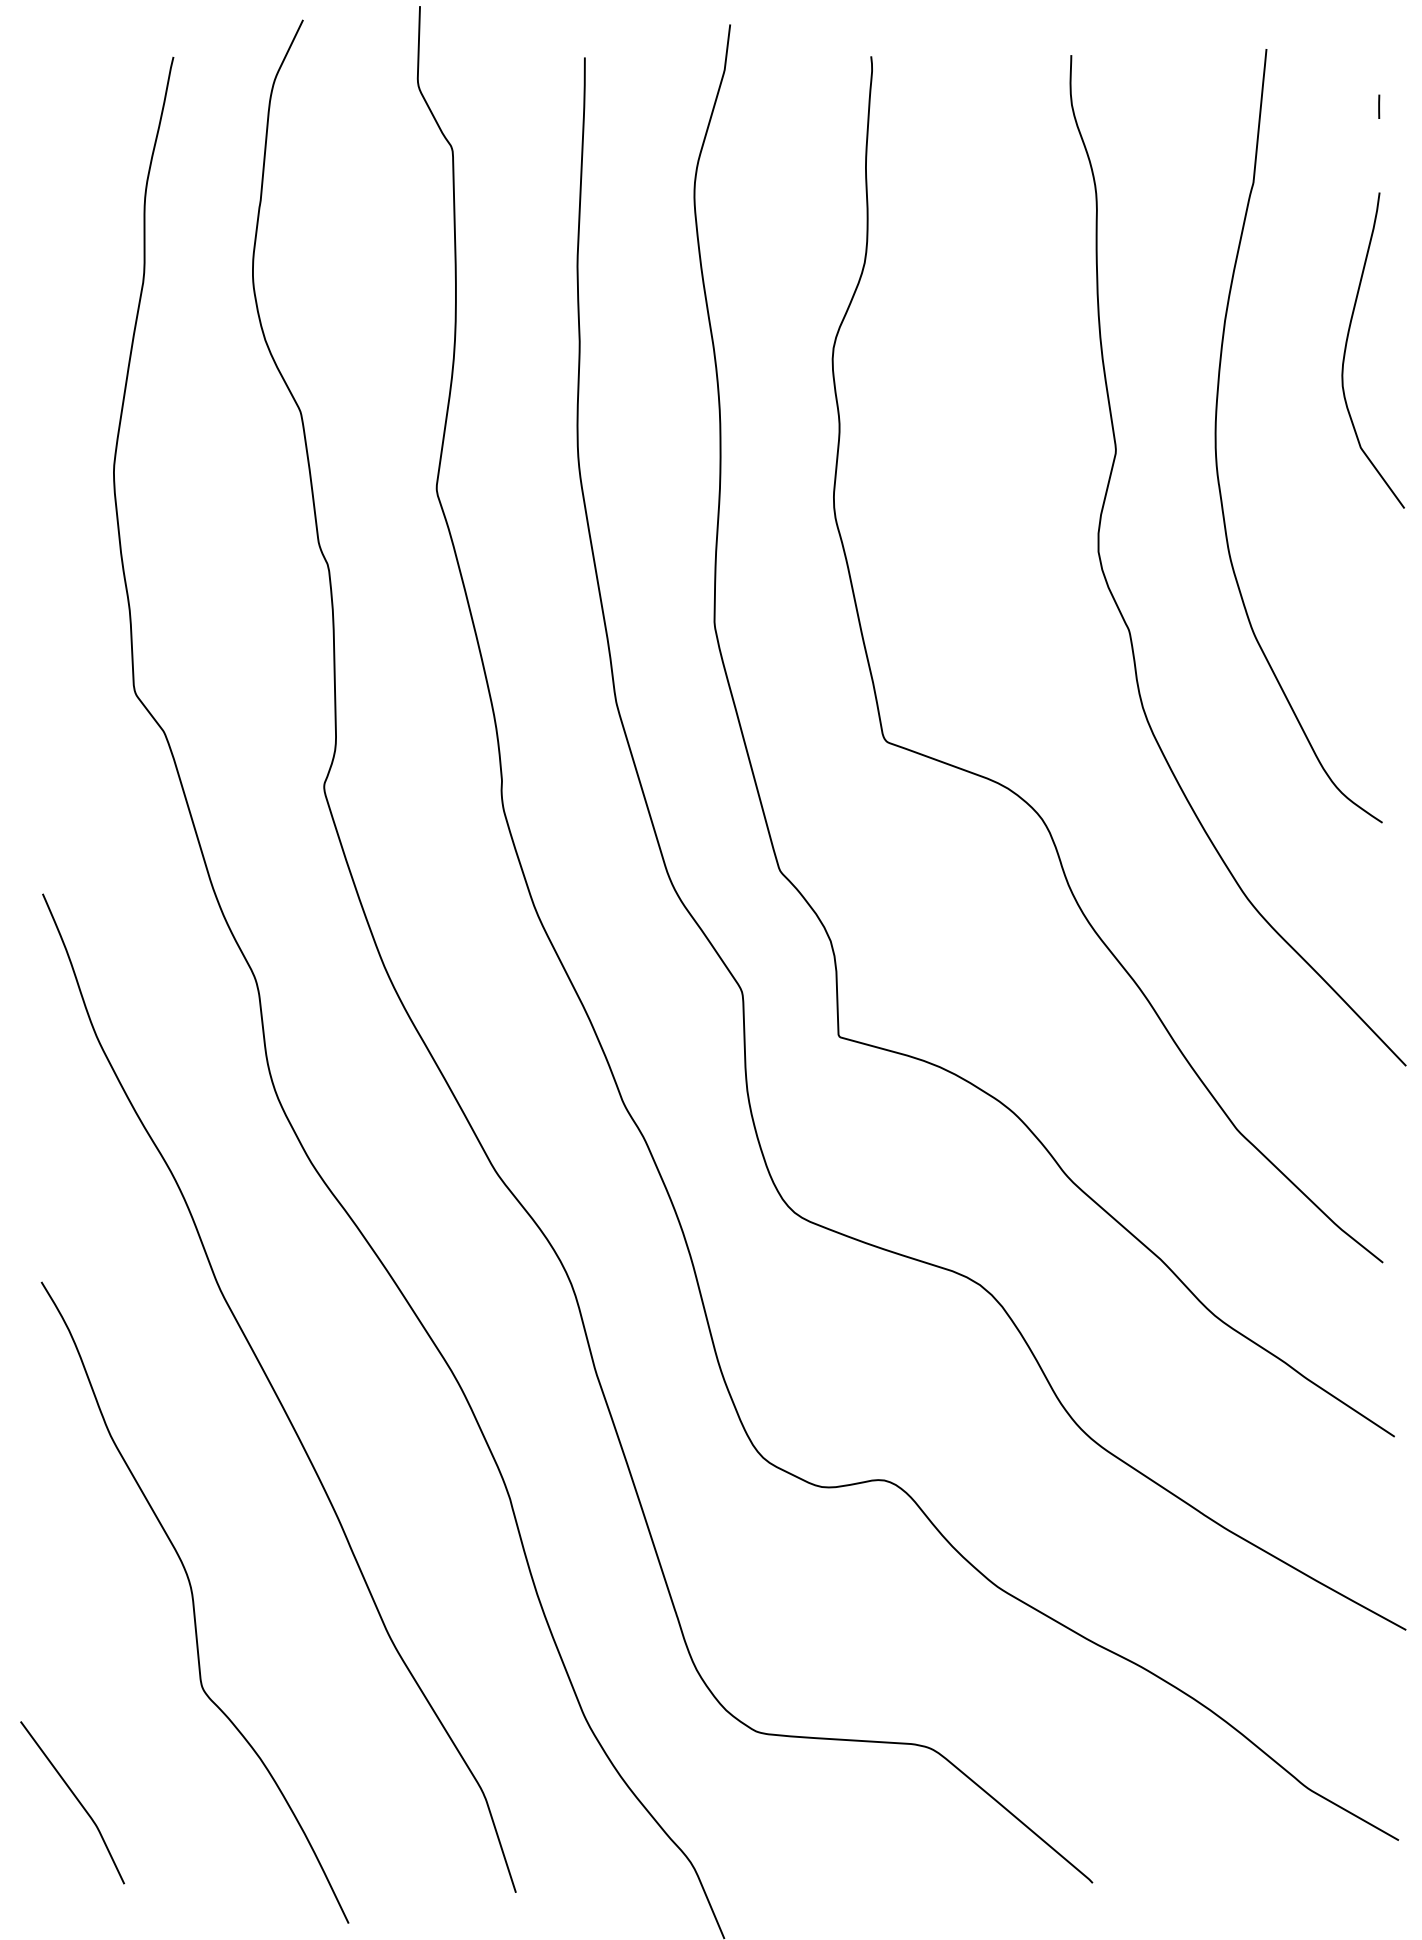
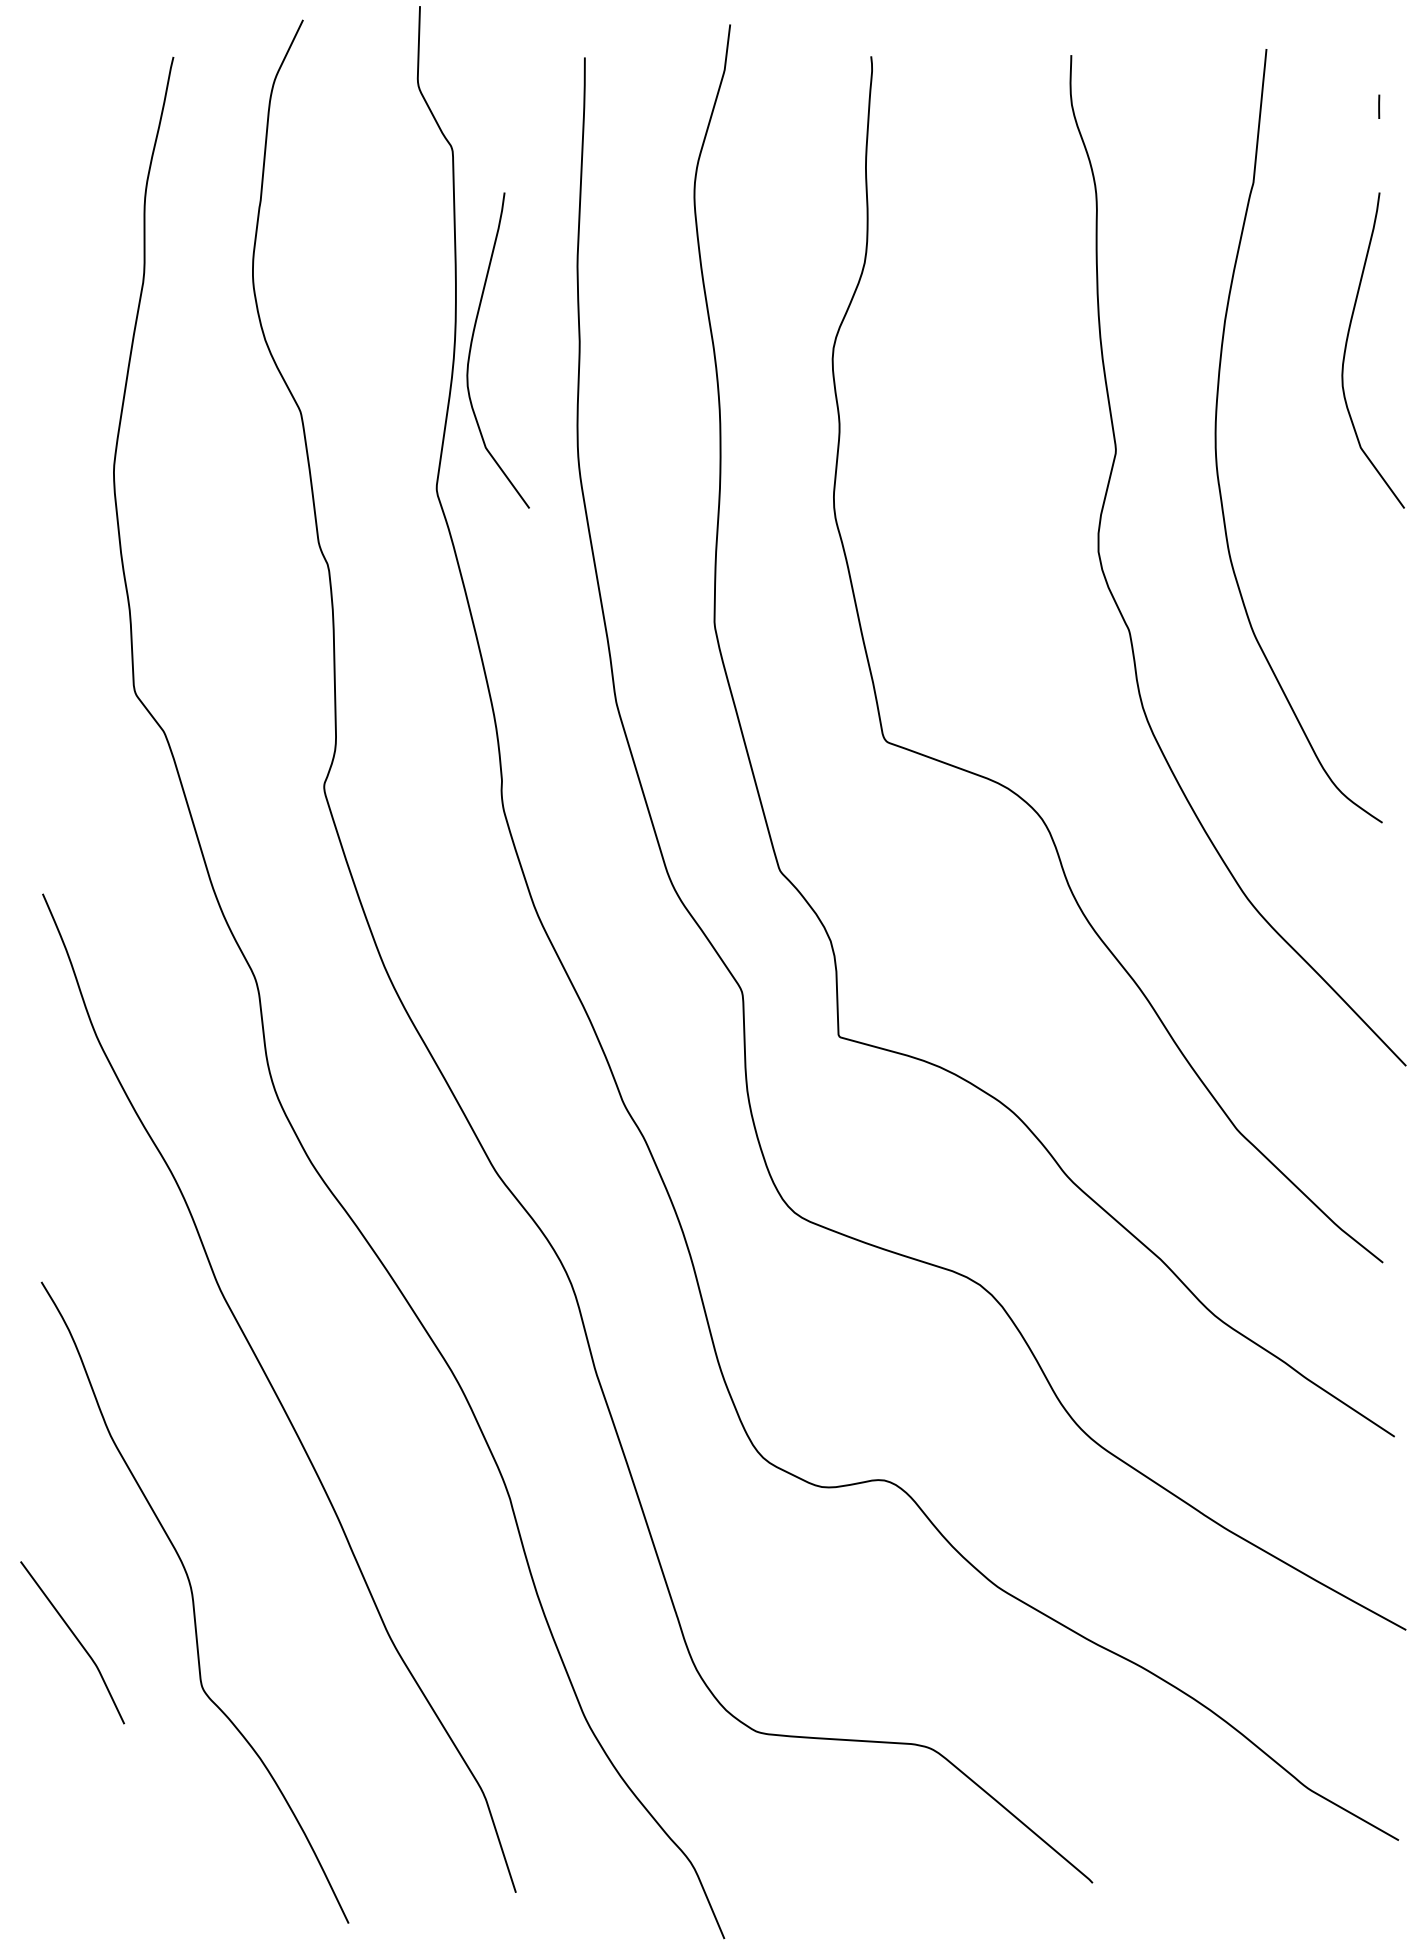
curve: none -> present (472, 343)
curve position: (75, 1798) -> (75, 1638) (75, 1638)
